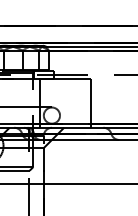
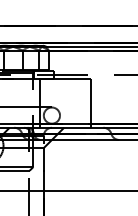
line position: (68, 184) -> (68, 191) (68, 191)
